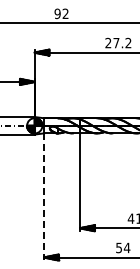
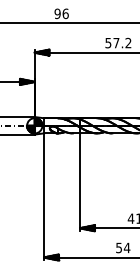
text: 92 -> 96 (65, 13)
text: 27.2 -> 57.2 (108, 42)
line: dashed -> solid (44, 196)
